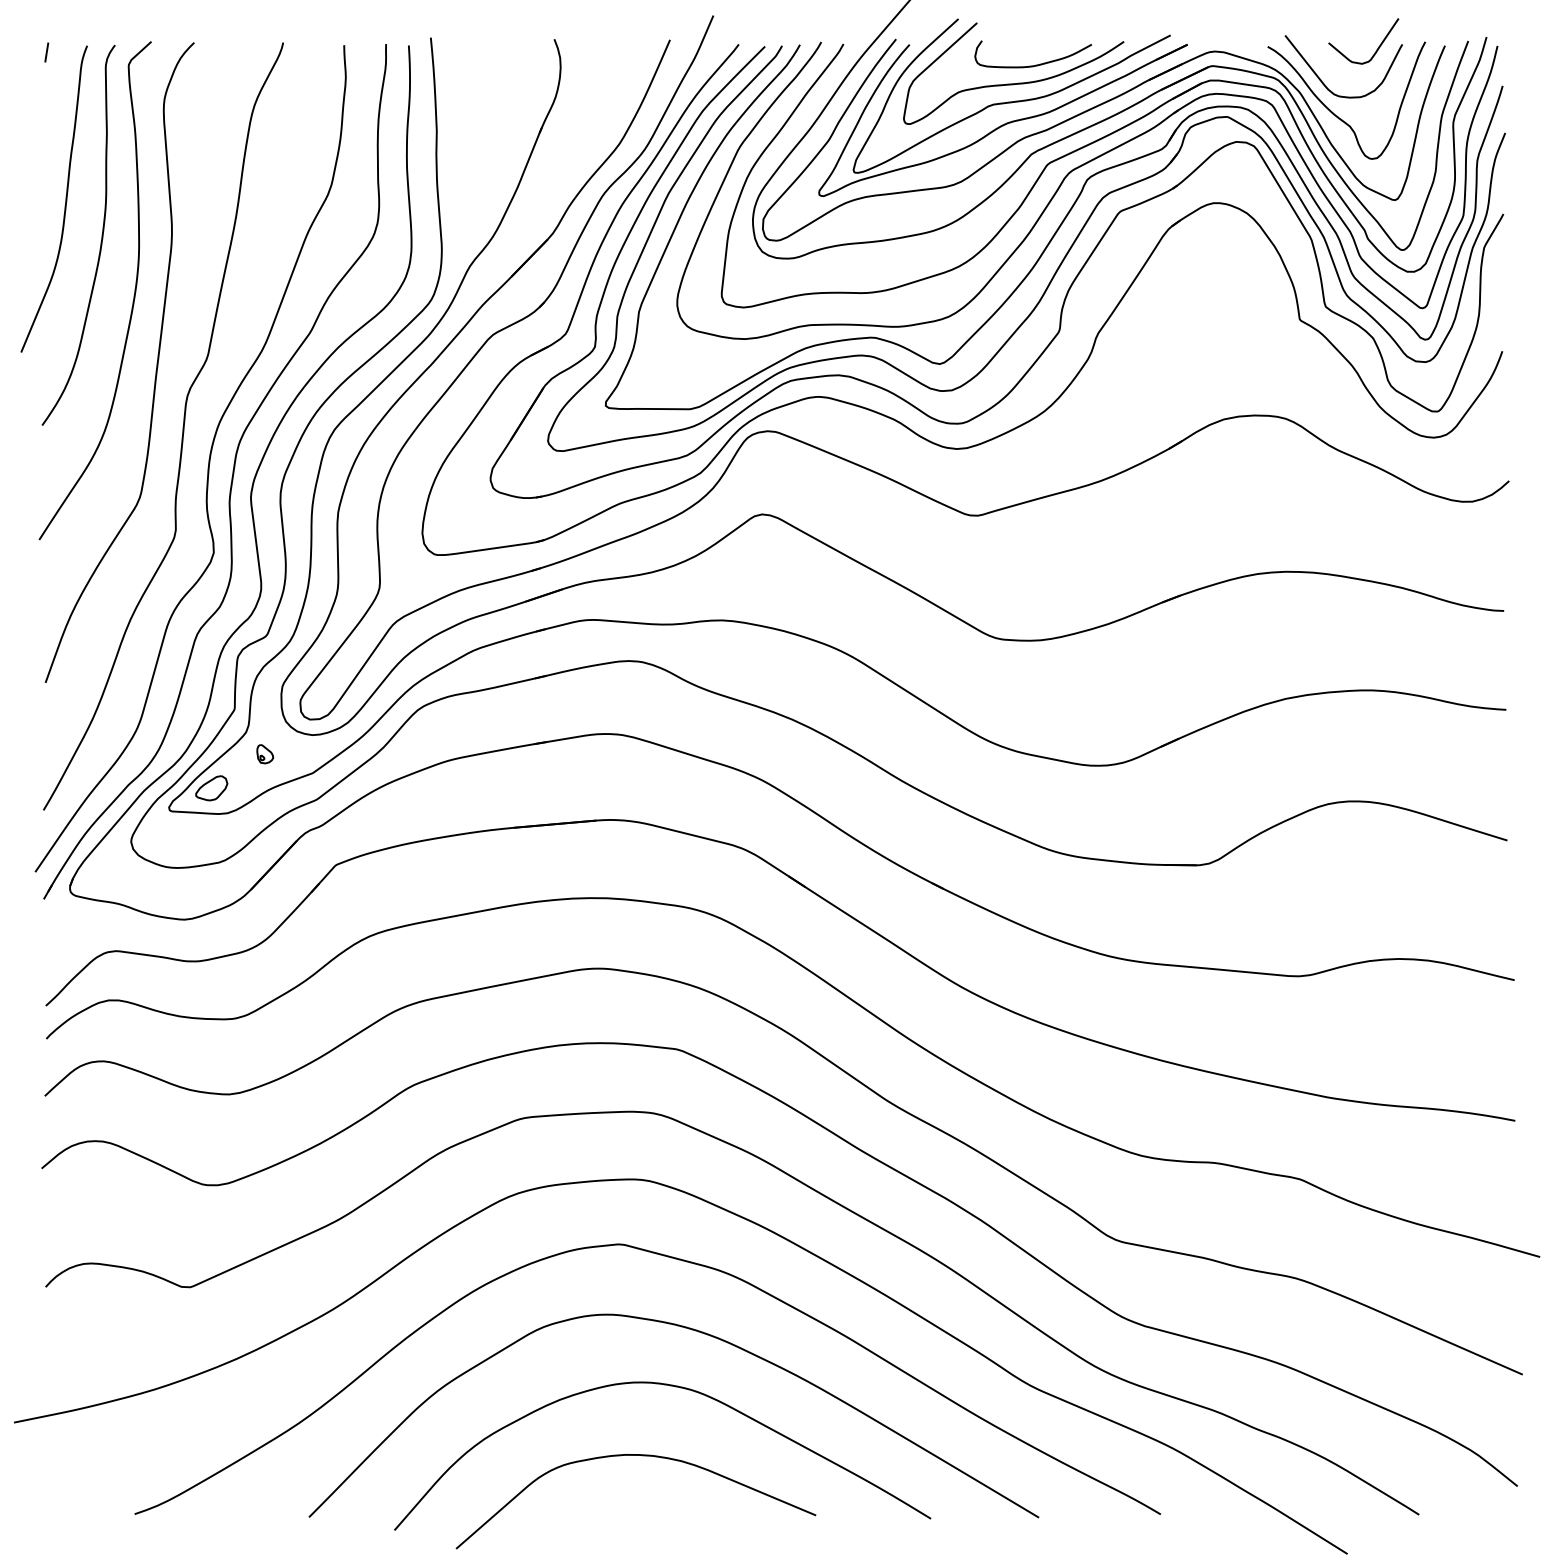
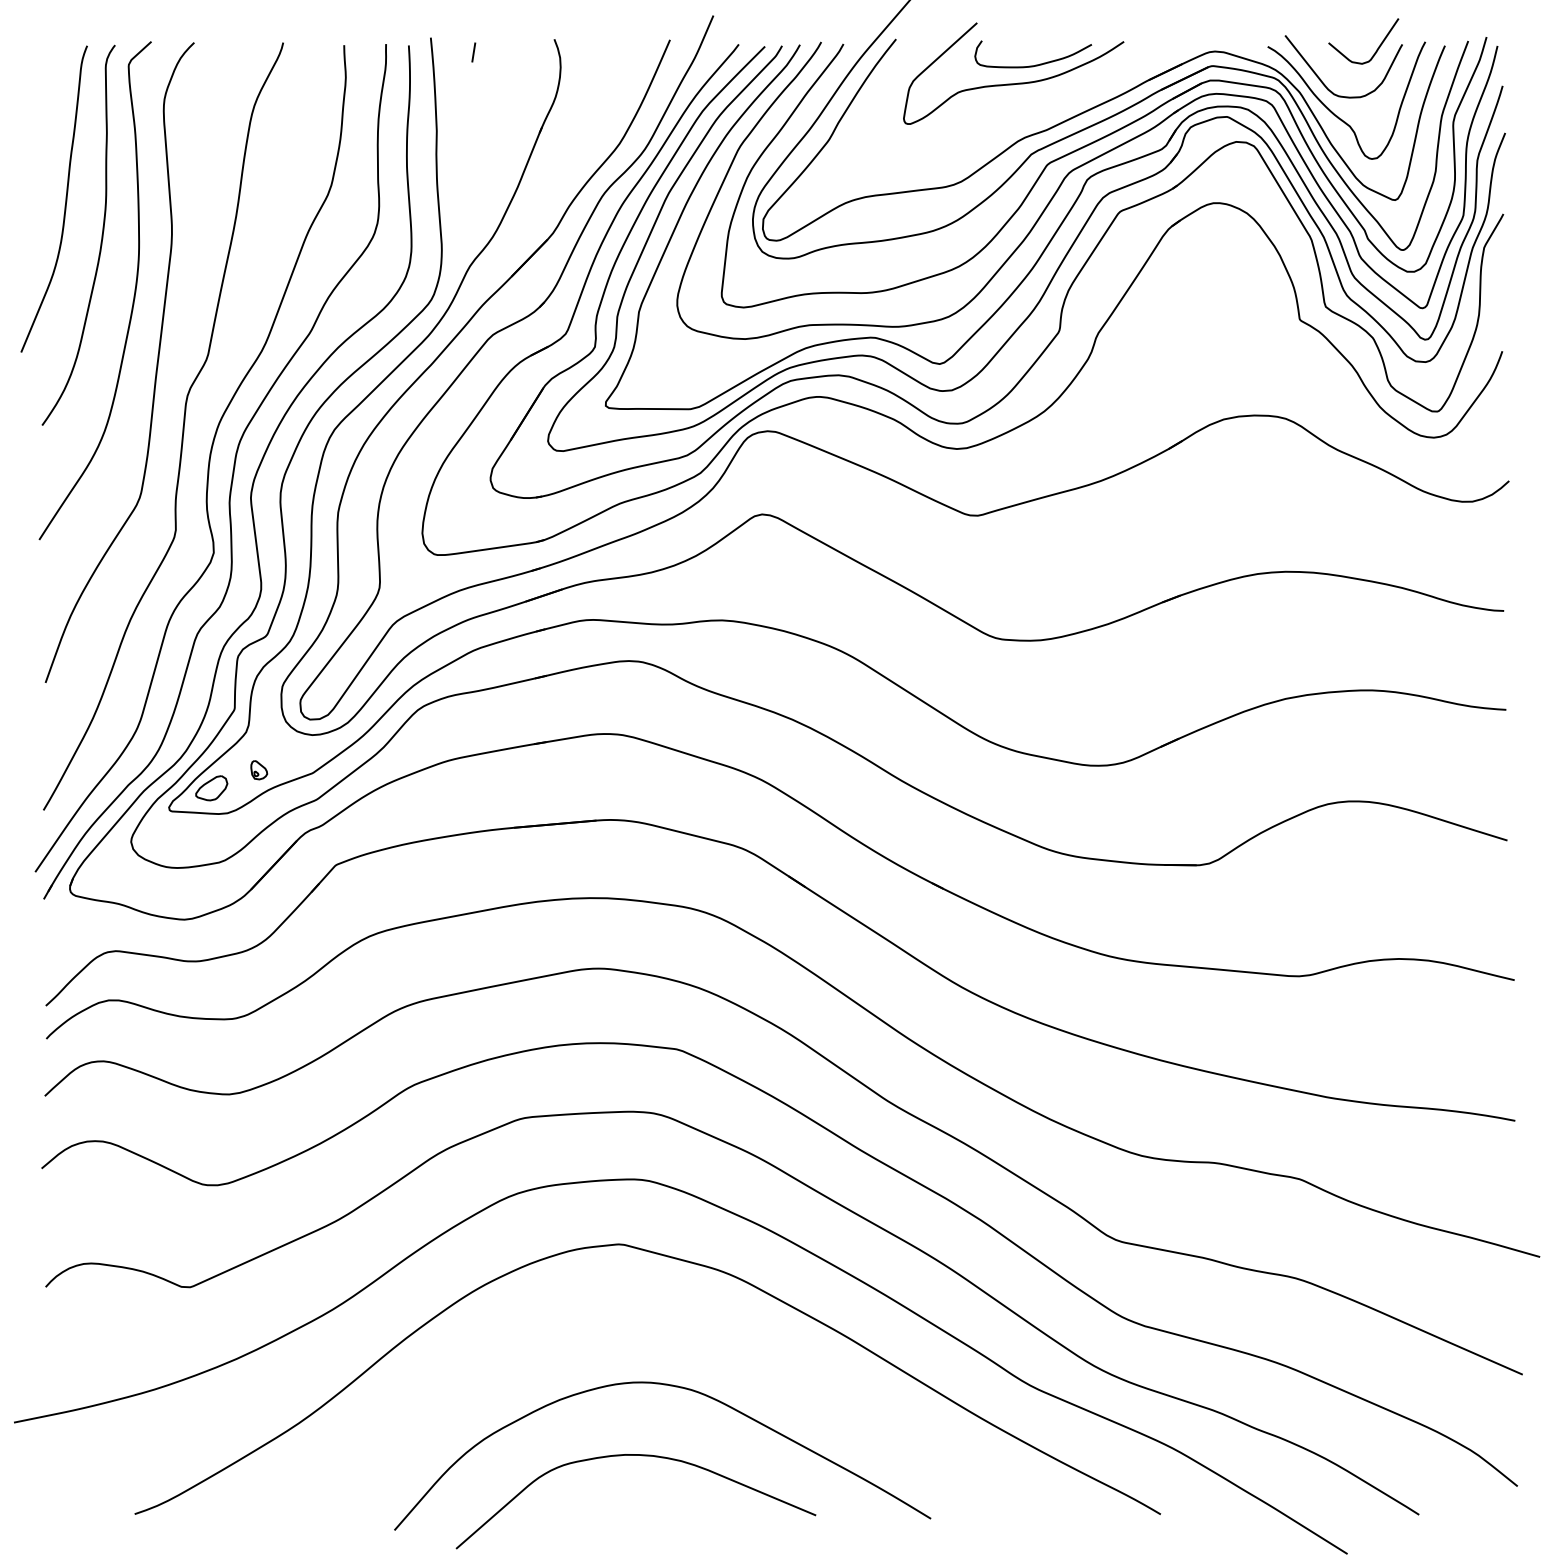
line position: (46, 52) -> (473, 52) (473, 52)
part: present -> none (1002, 107)
part position: (265, 754) -> (259, 770) (259, 770)
curve: present -> none (701, 1333)
